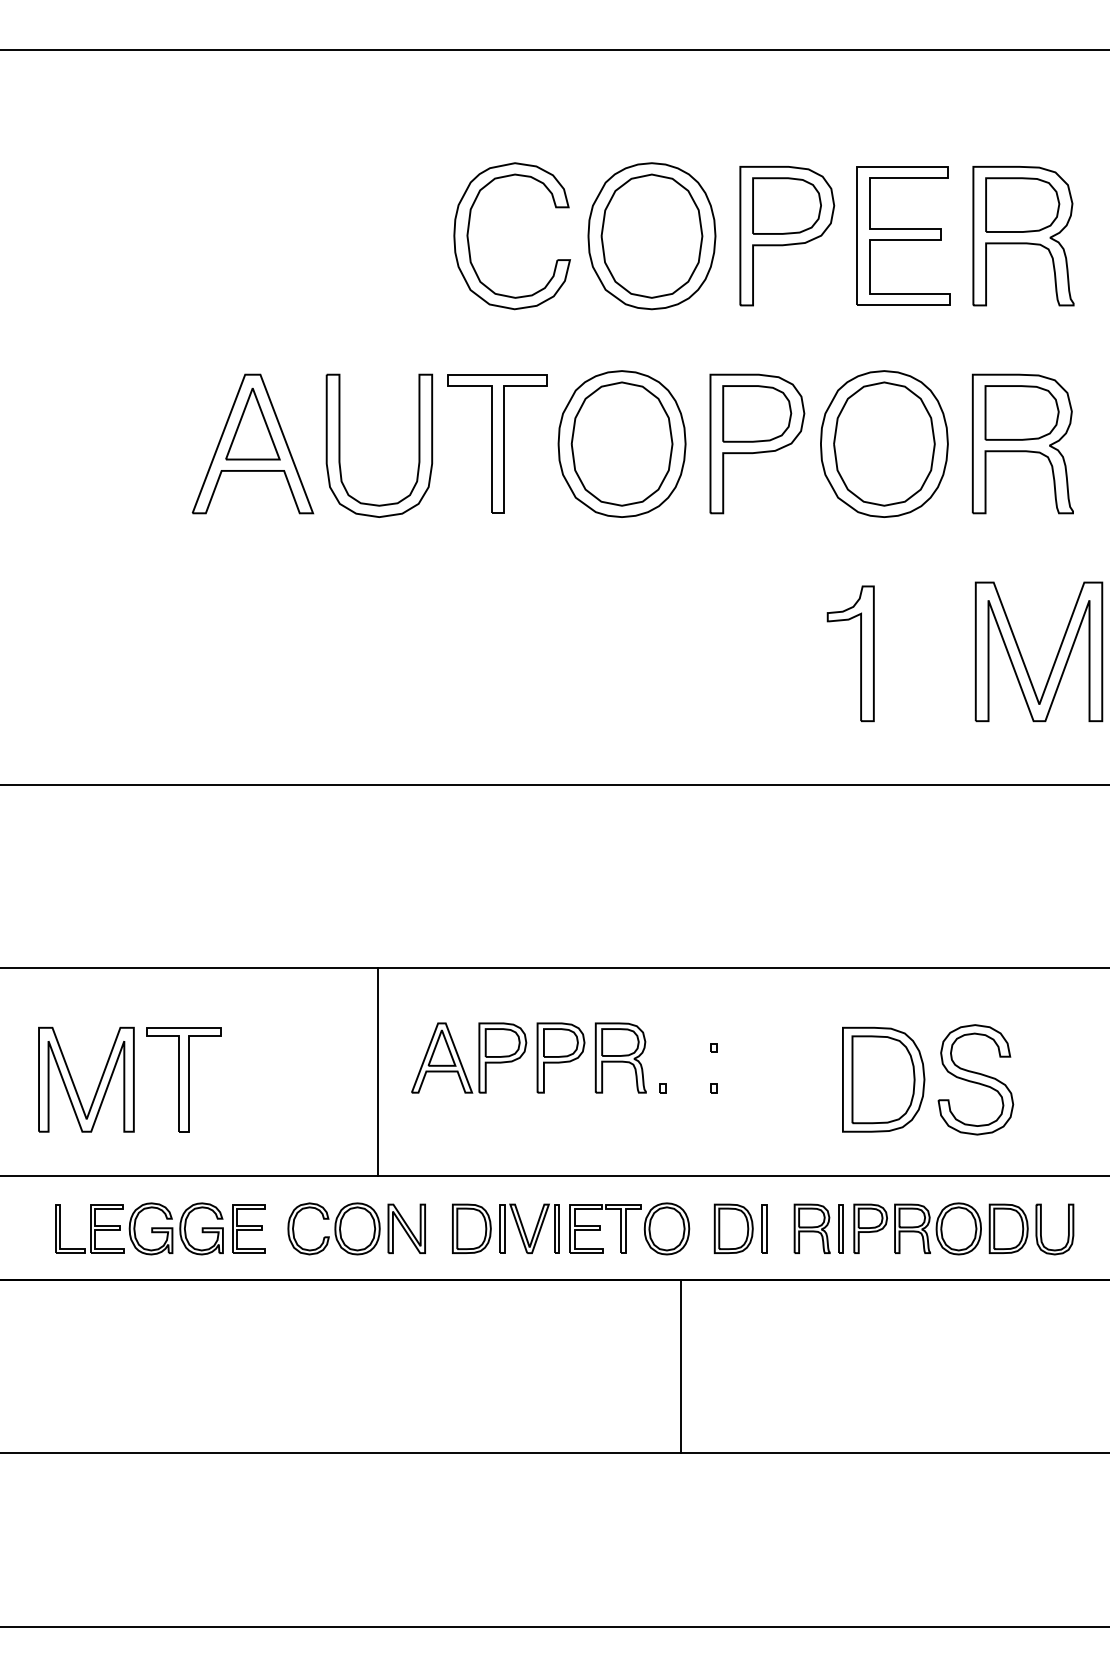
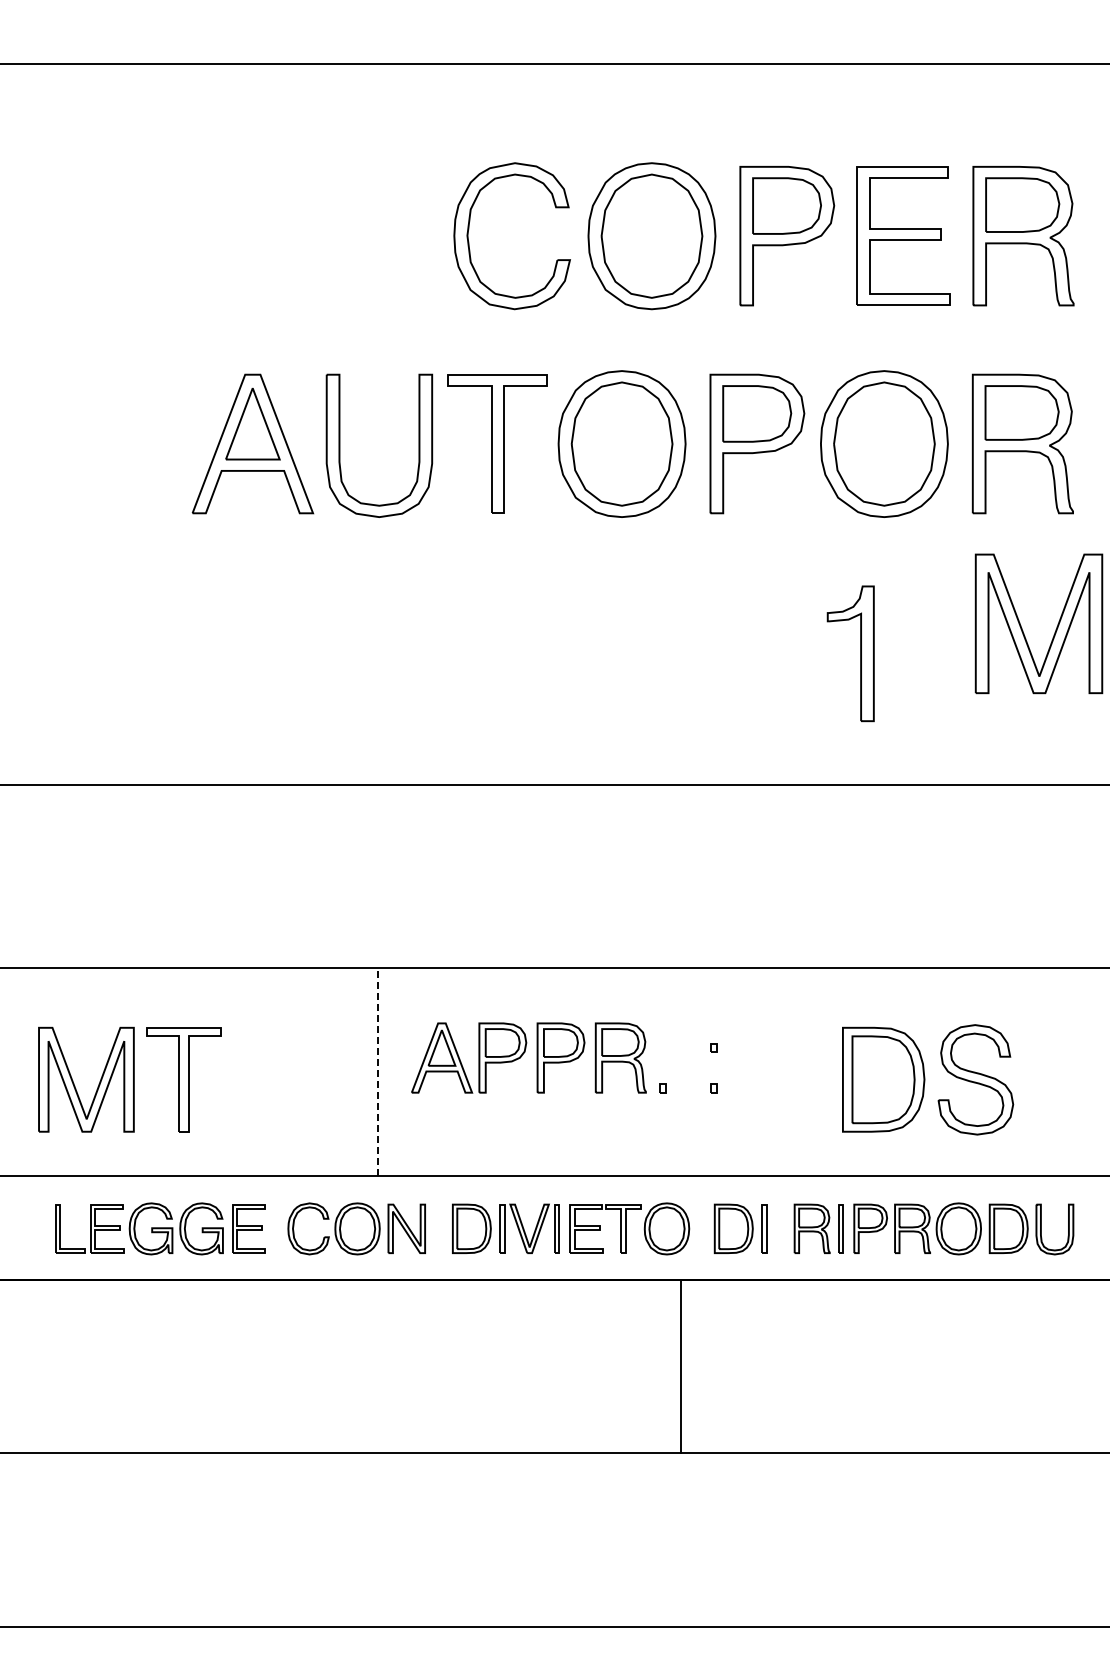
line position: (554, 50) -> (554, 64) (554, 64)
part position: (1023, 658) -> (1023, 630) (1023, 630)
line: solid -> dashed (377, 1072)
